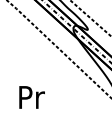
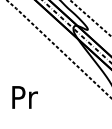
text position: (31, 97) -> (24, 97) (24, 97)
